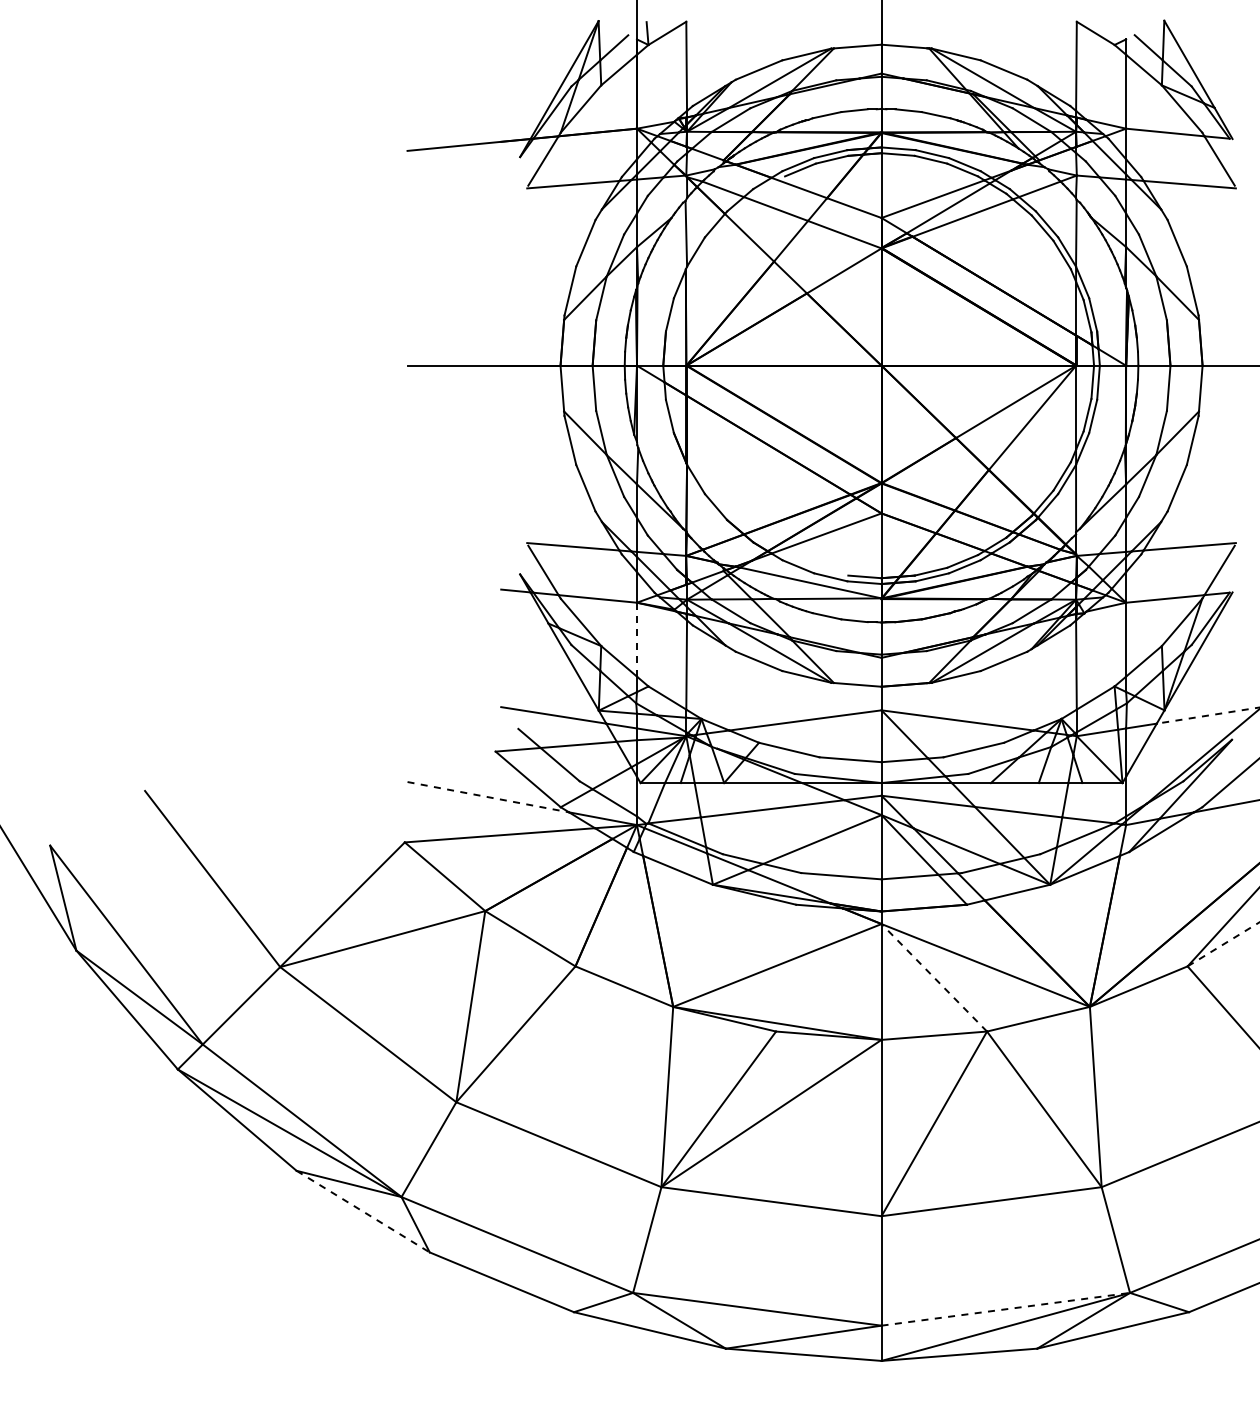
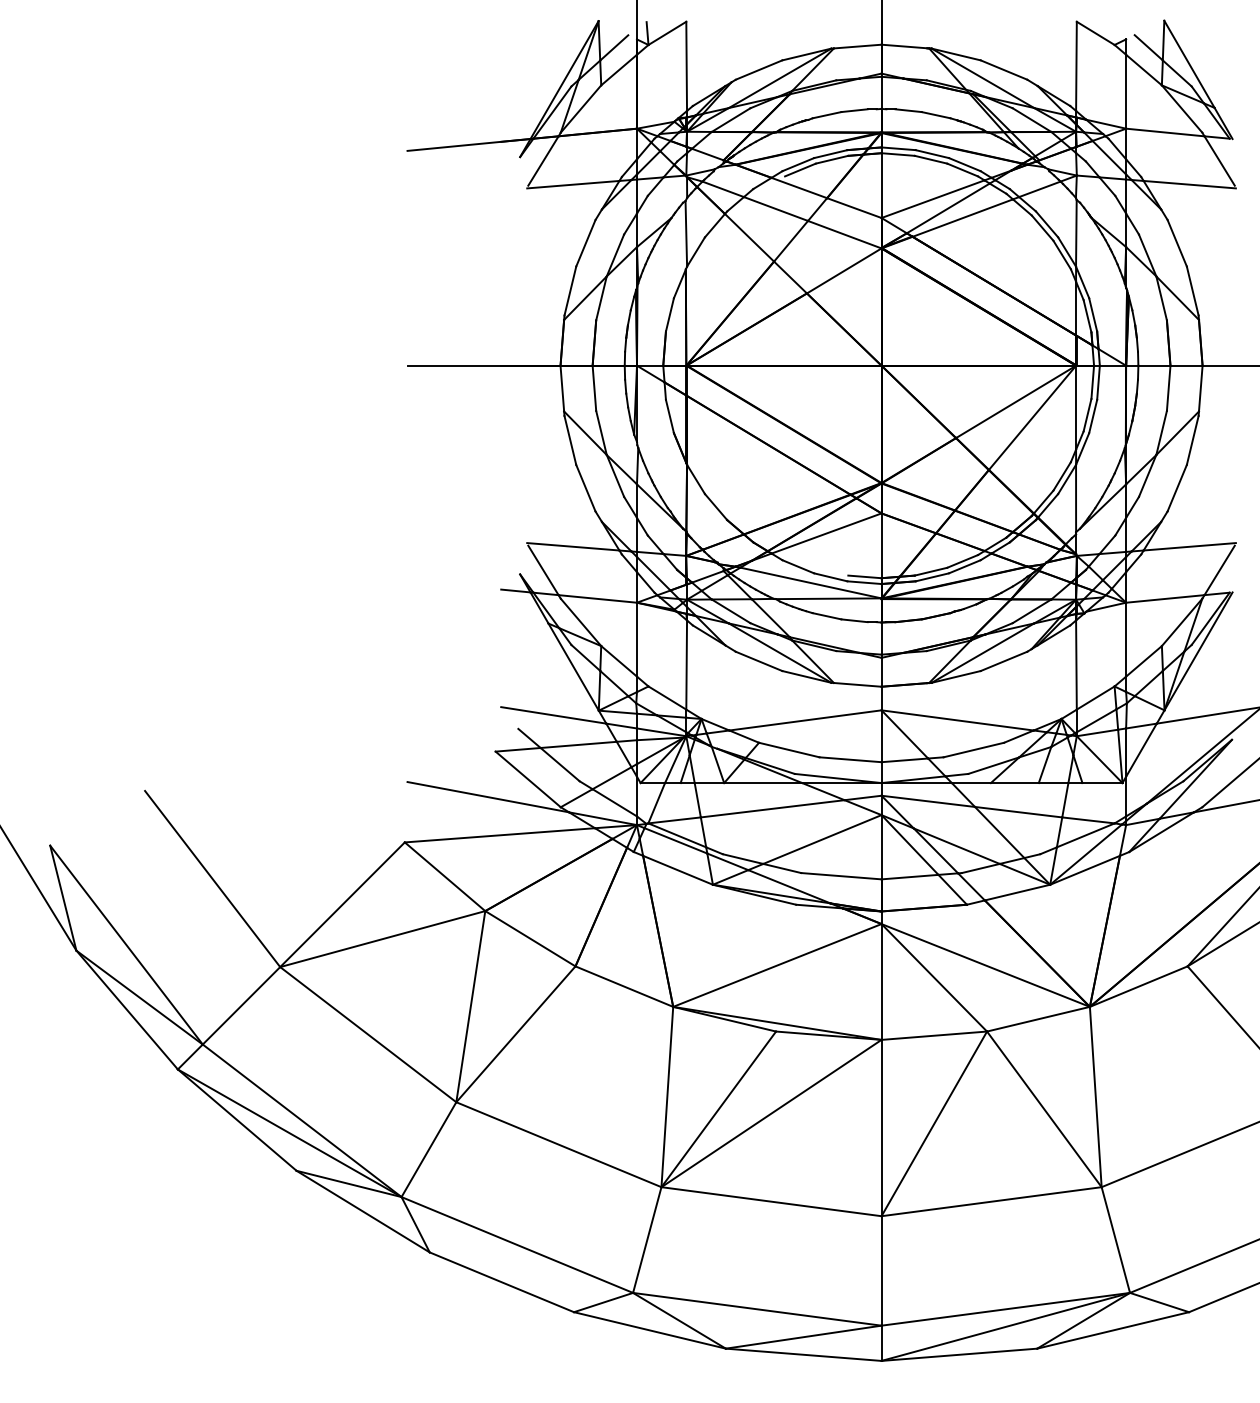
line: dashed -> solid (636, 639)
line: dashed -> solid (1207, 715)
line: dashed -> solid (488, 797)
line: dashed -> solid (1224, 943)
line: dashed -> solid (933, 977)
line: dashed -> solid (363, 1211)
line: dashed -> solid (1006, 1309)
